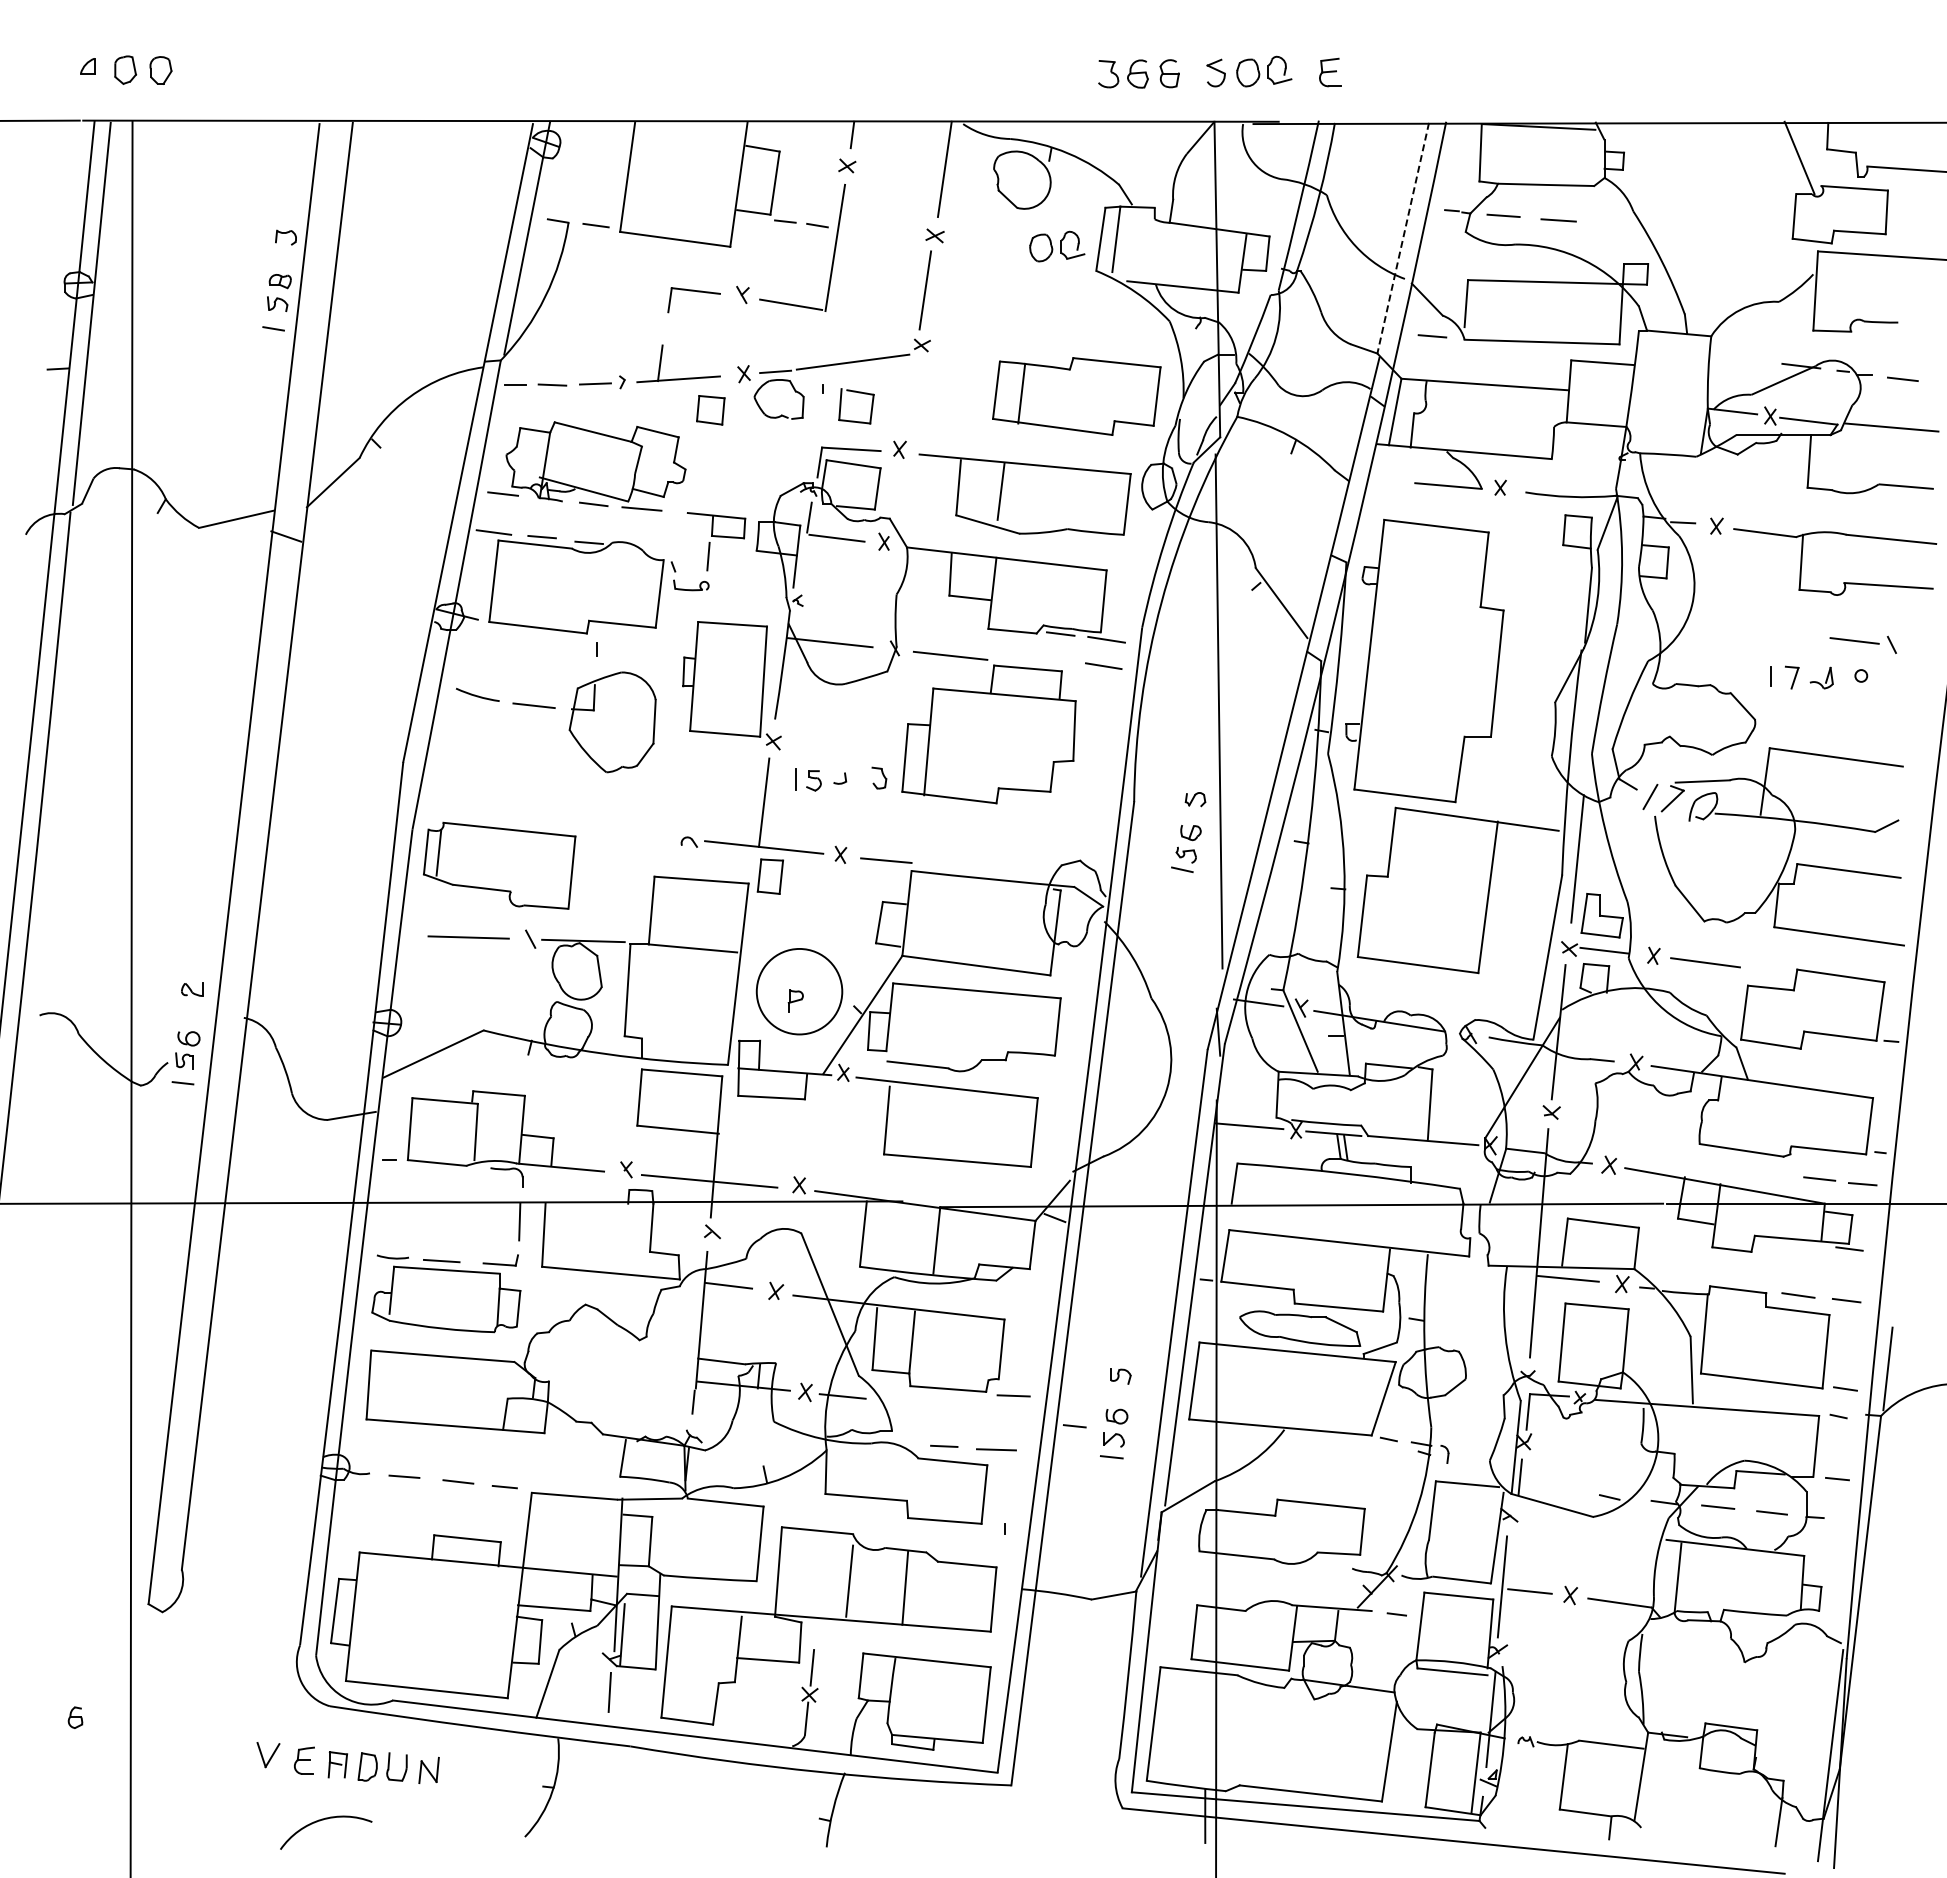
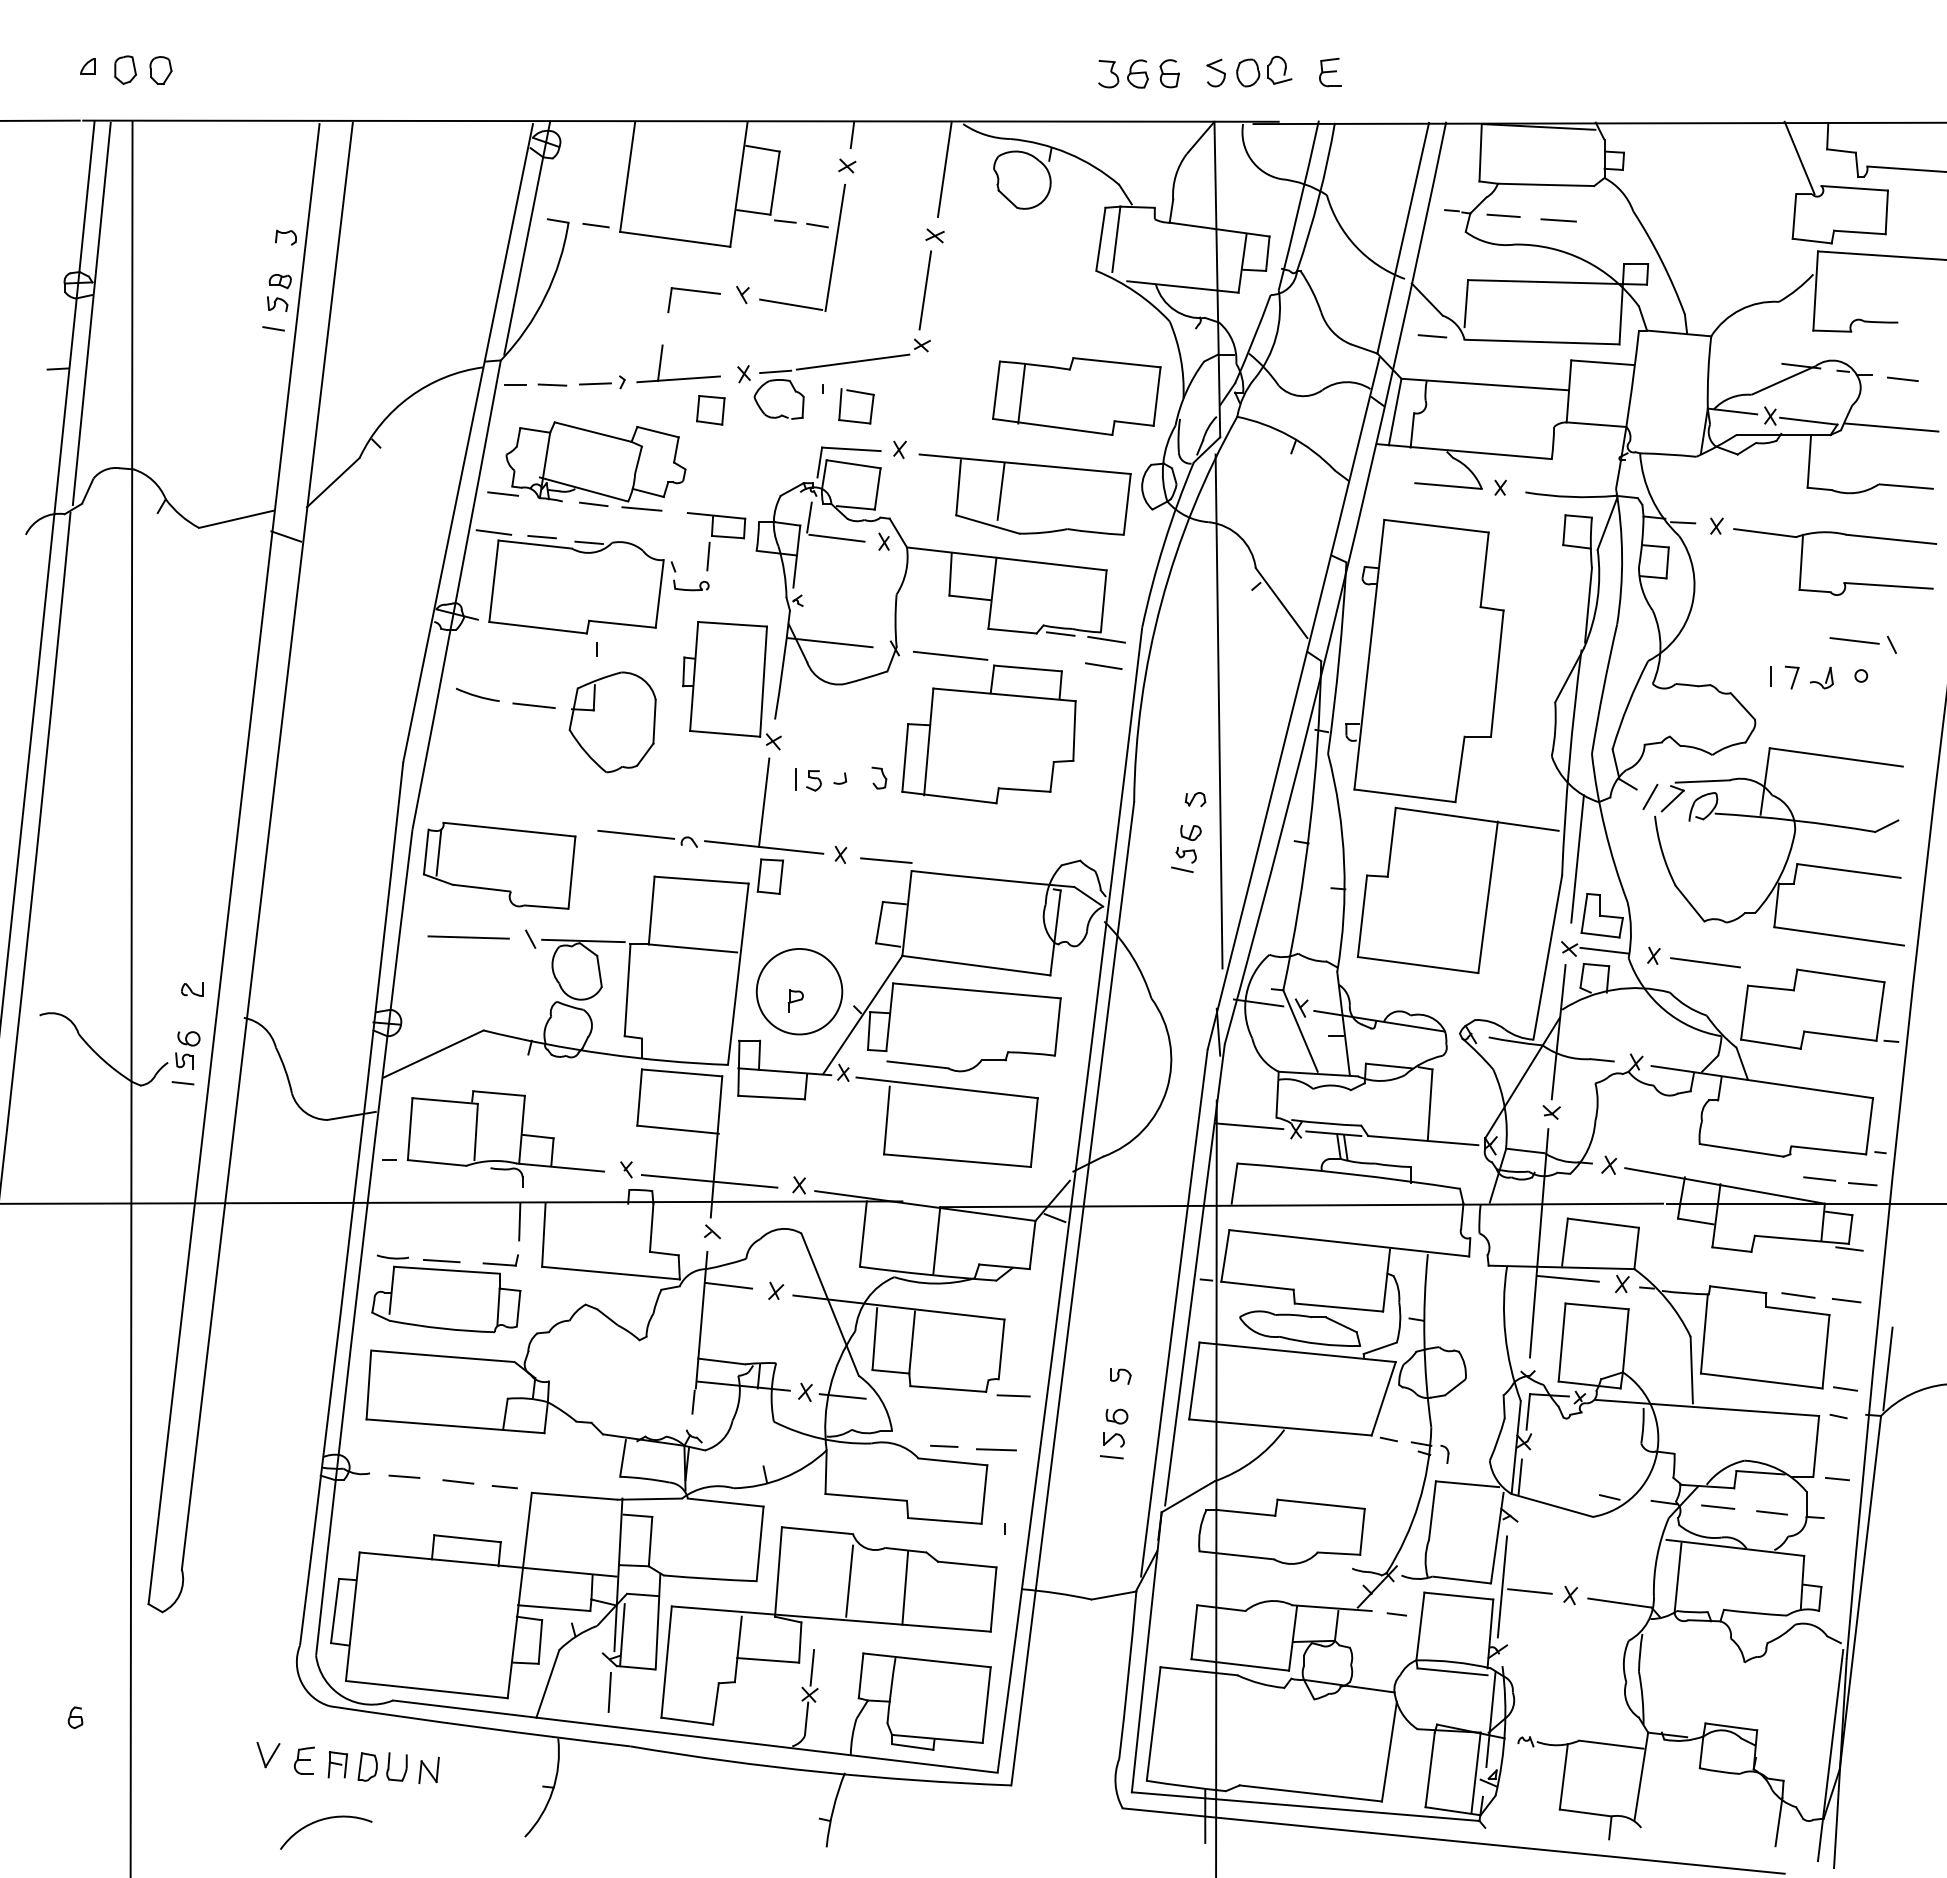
line: dashed -> solid (1403, 238)
part: present -> none (1057, 246)
line: none -> present (636, 834)
line: present -> none (1074, 1426)
